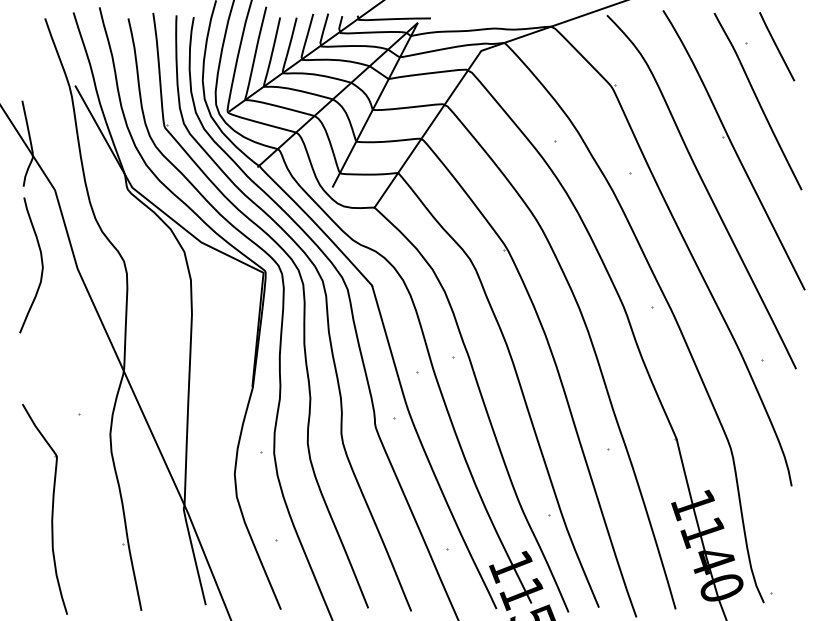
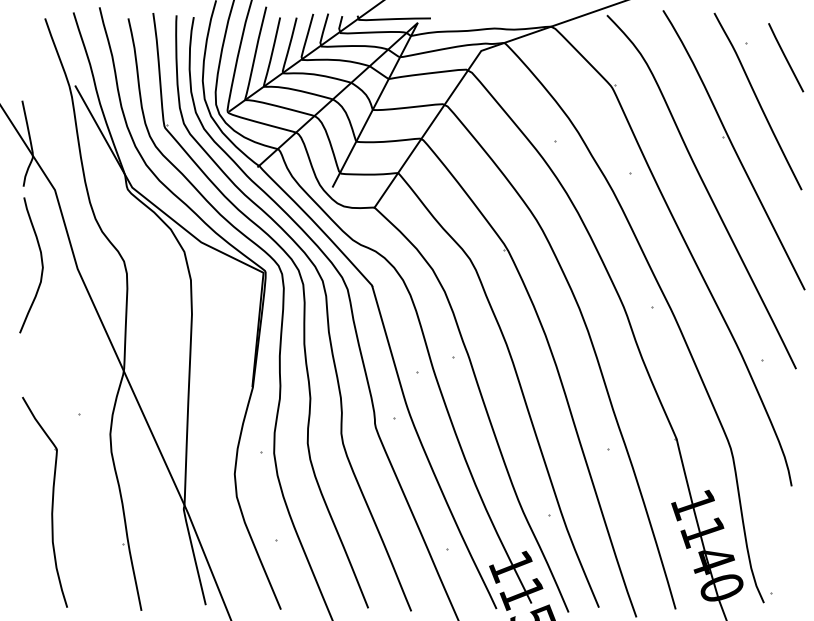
line position: (777, 46) -> (786, 57) (786, 57)
part position: (51, 509) -> (51, 502) (51, 502)
